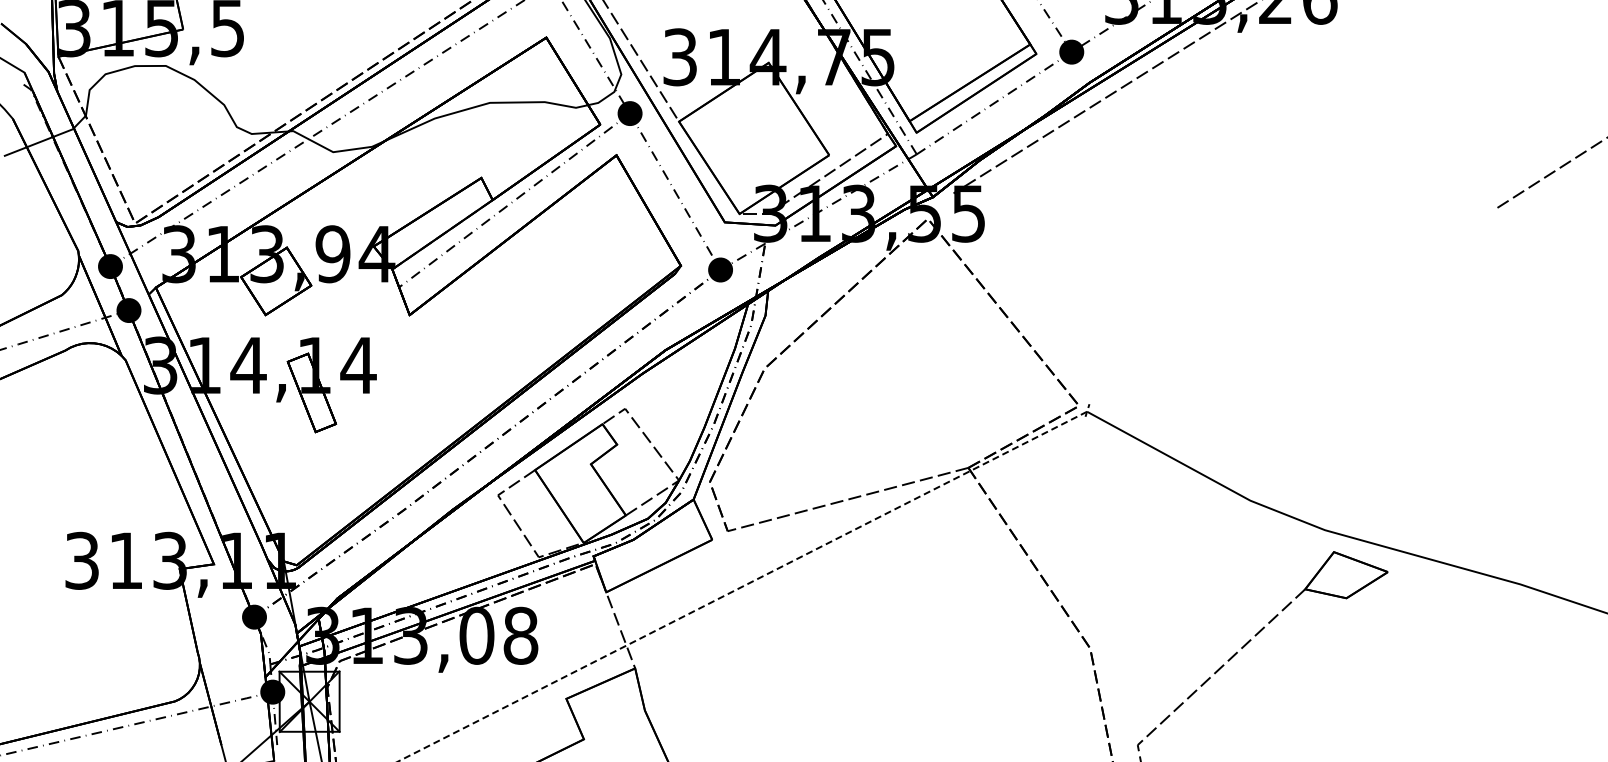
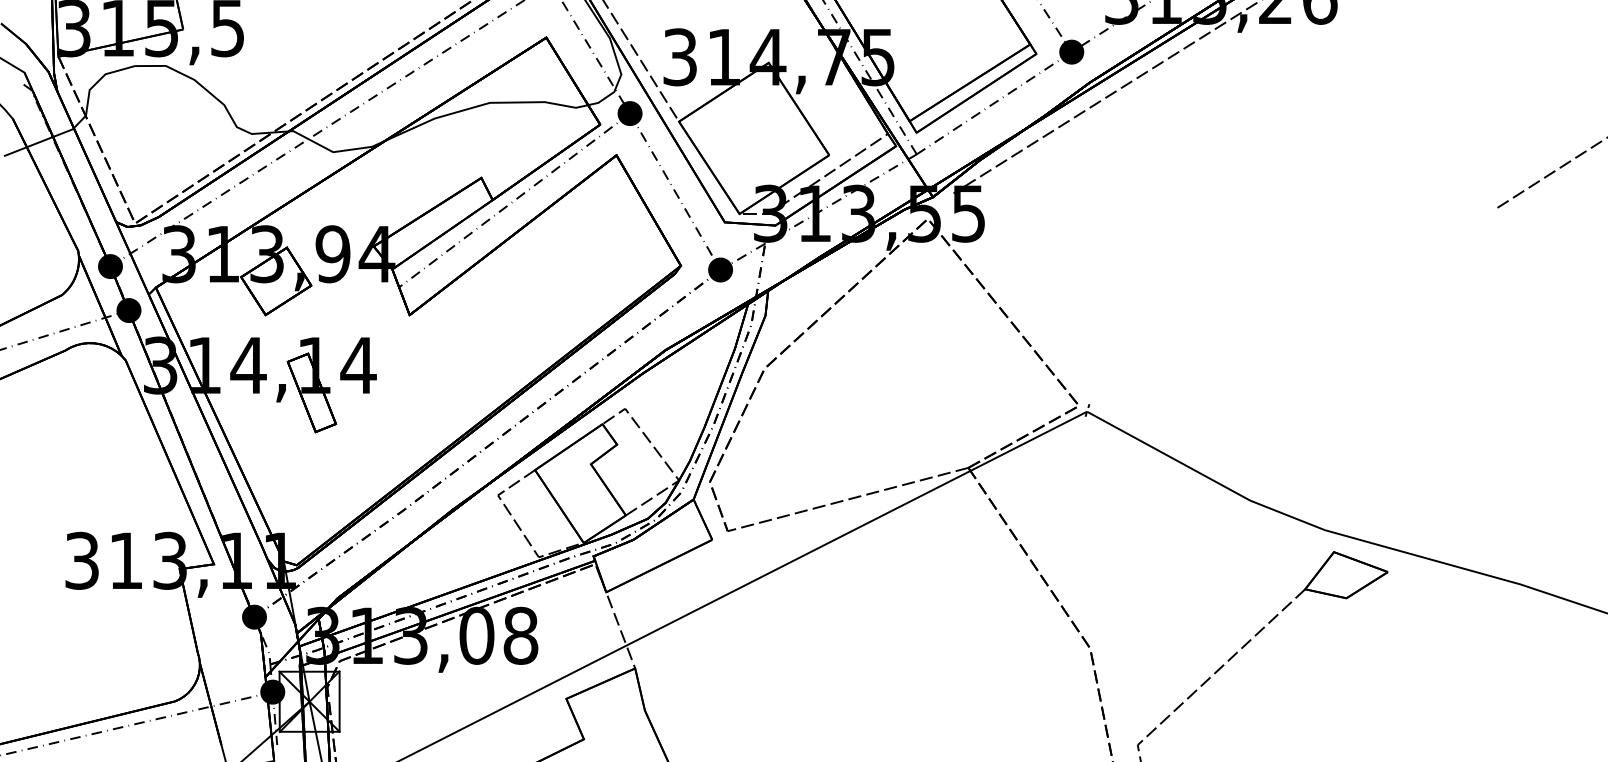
line: dashed -> solid (742, 586)
